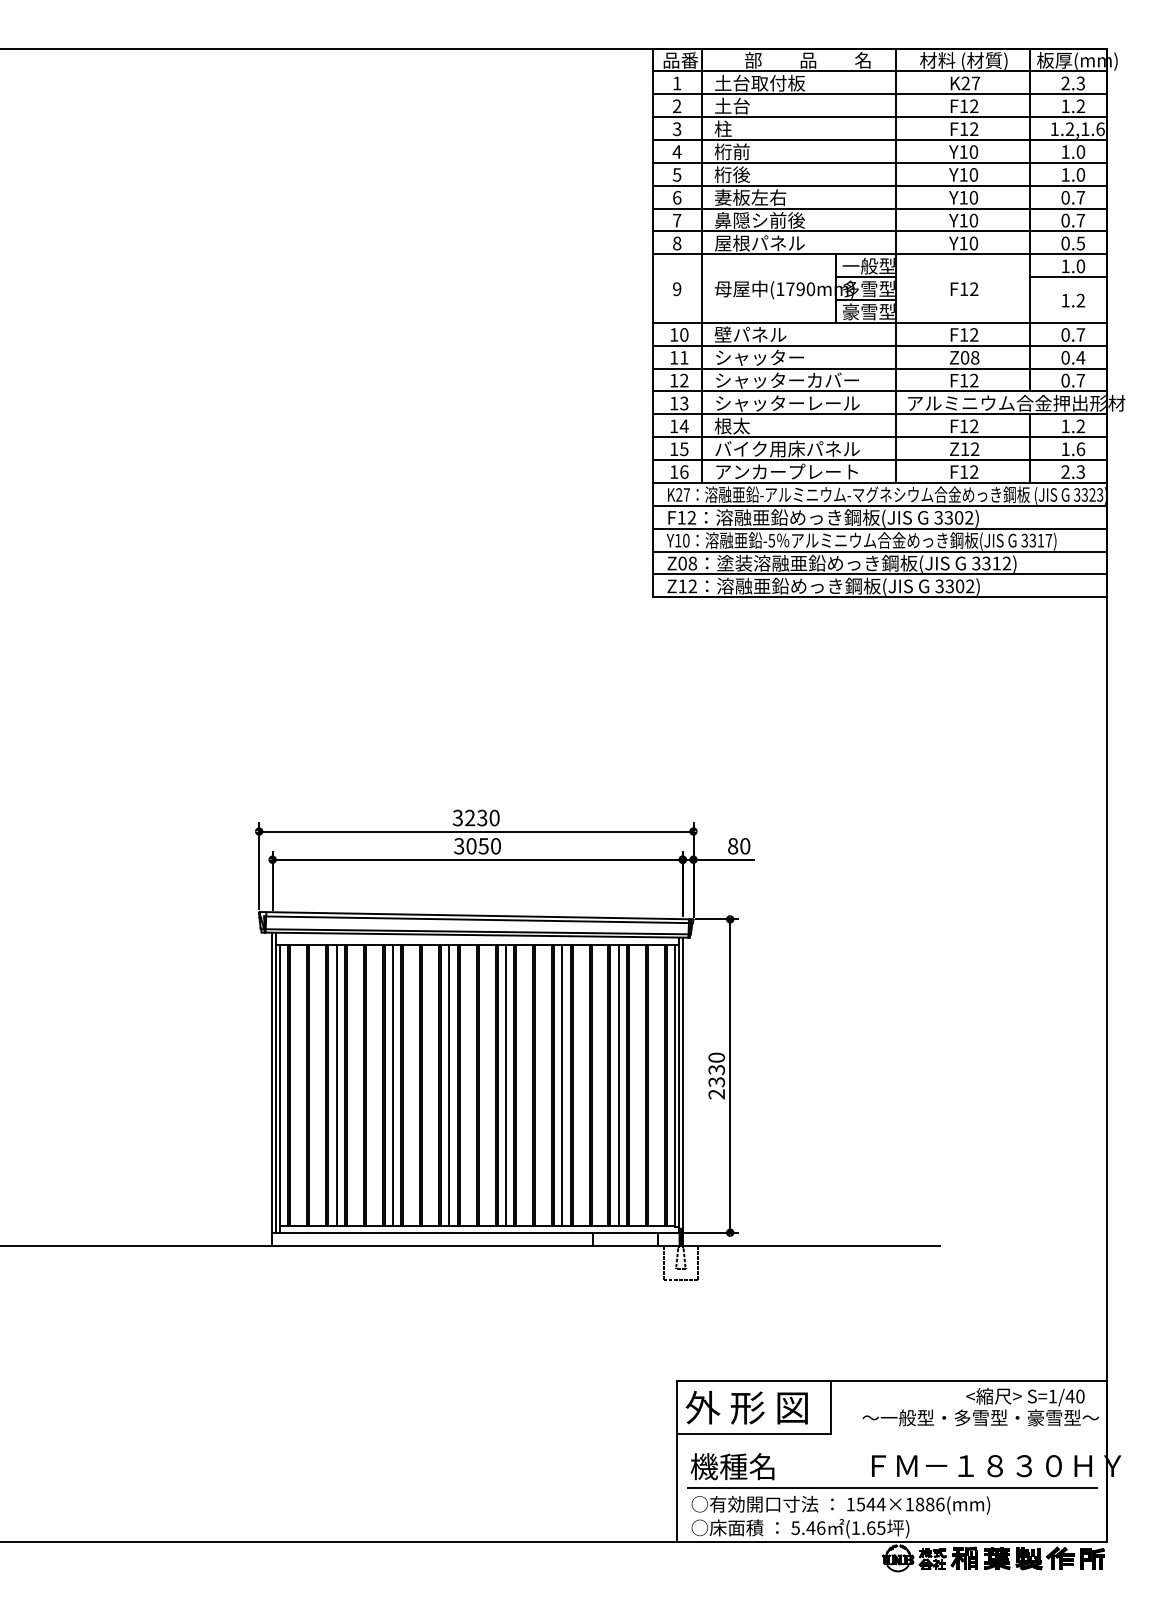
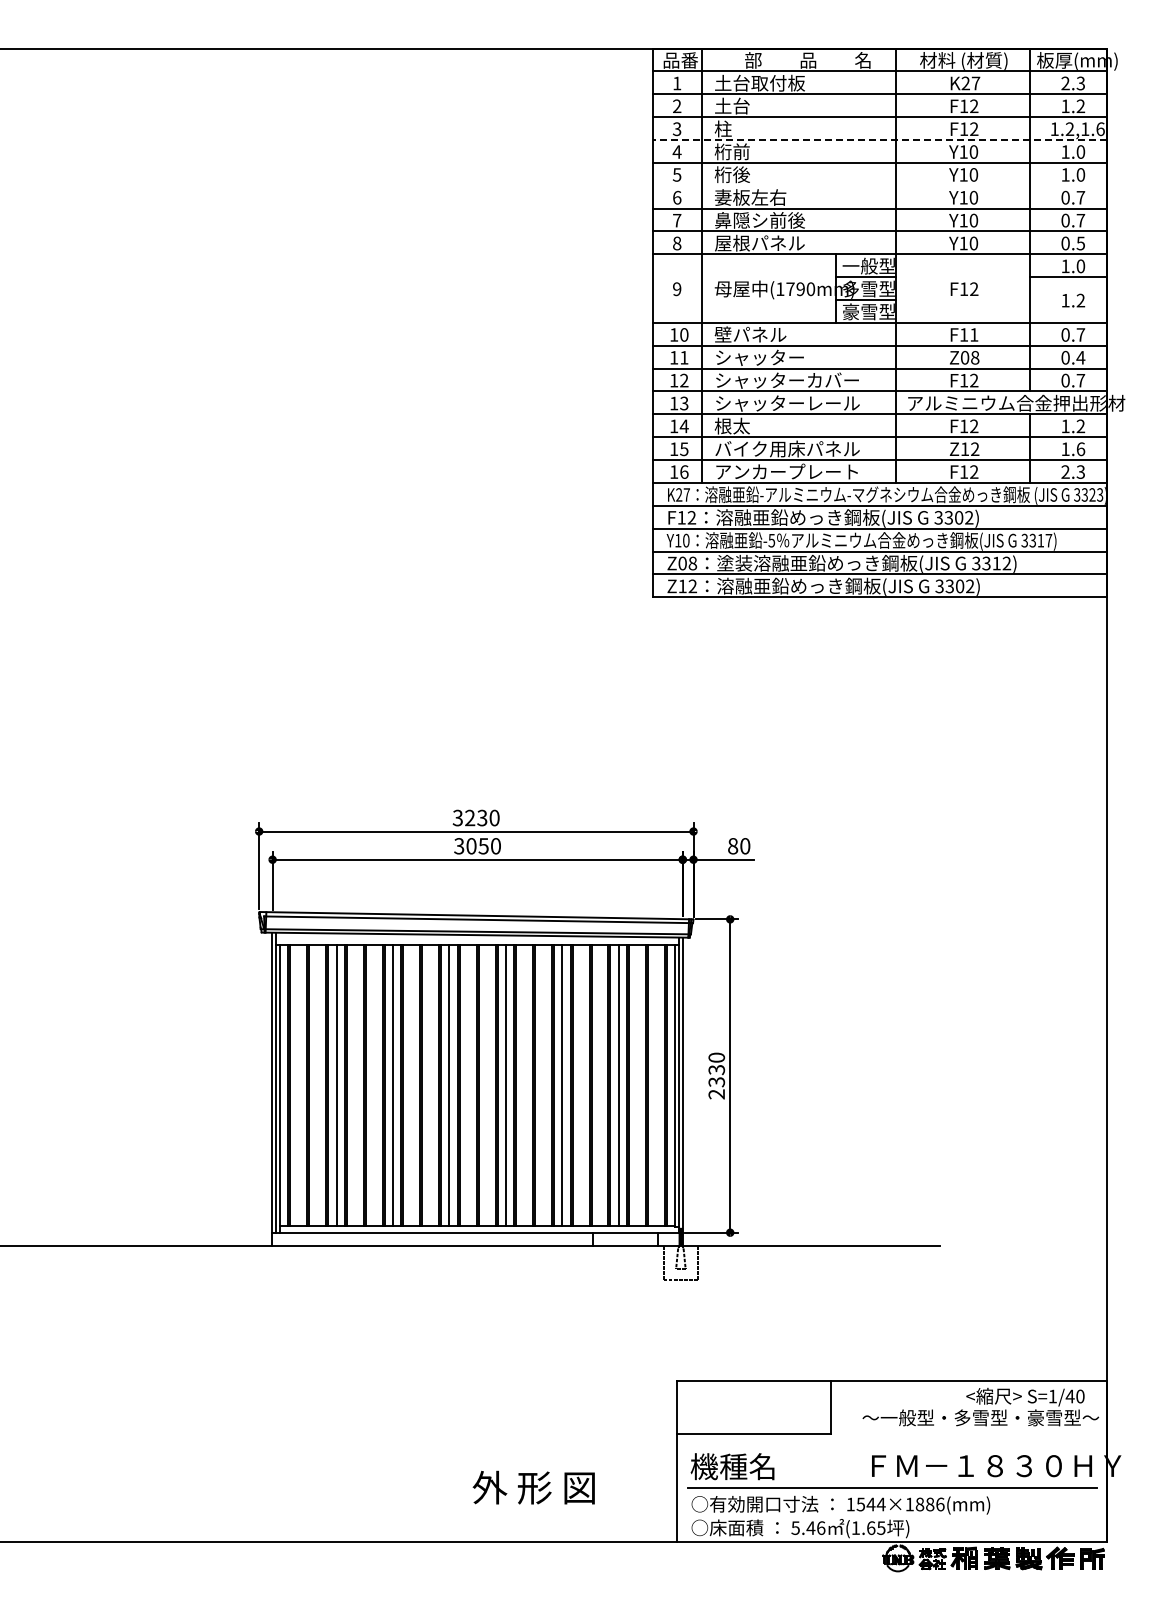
line: solid -> dashed (879, 140)
line: present -> none (879, 185)
text: F12 -> F11 (974, 334)
text position: (746, 1407) -> (533, 1487) (533, 1487)
